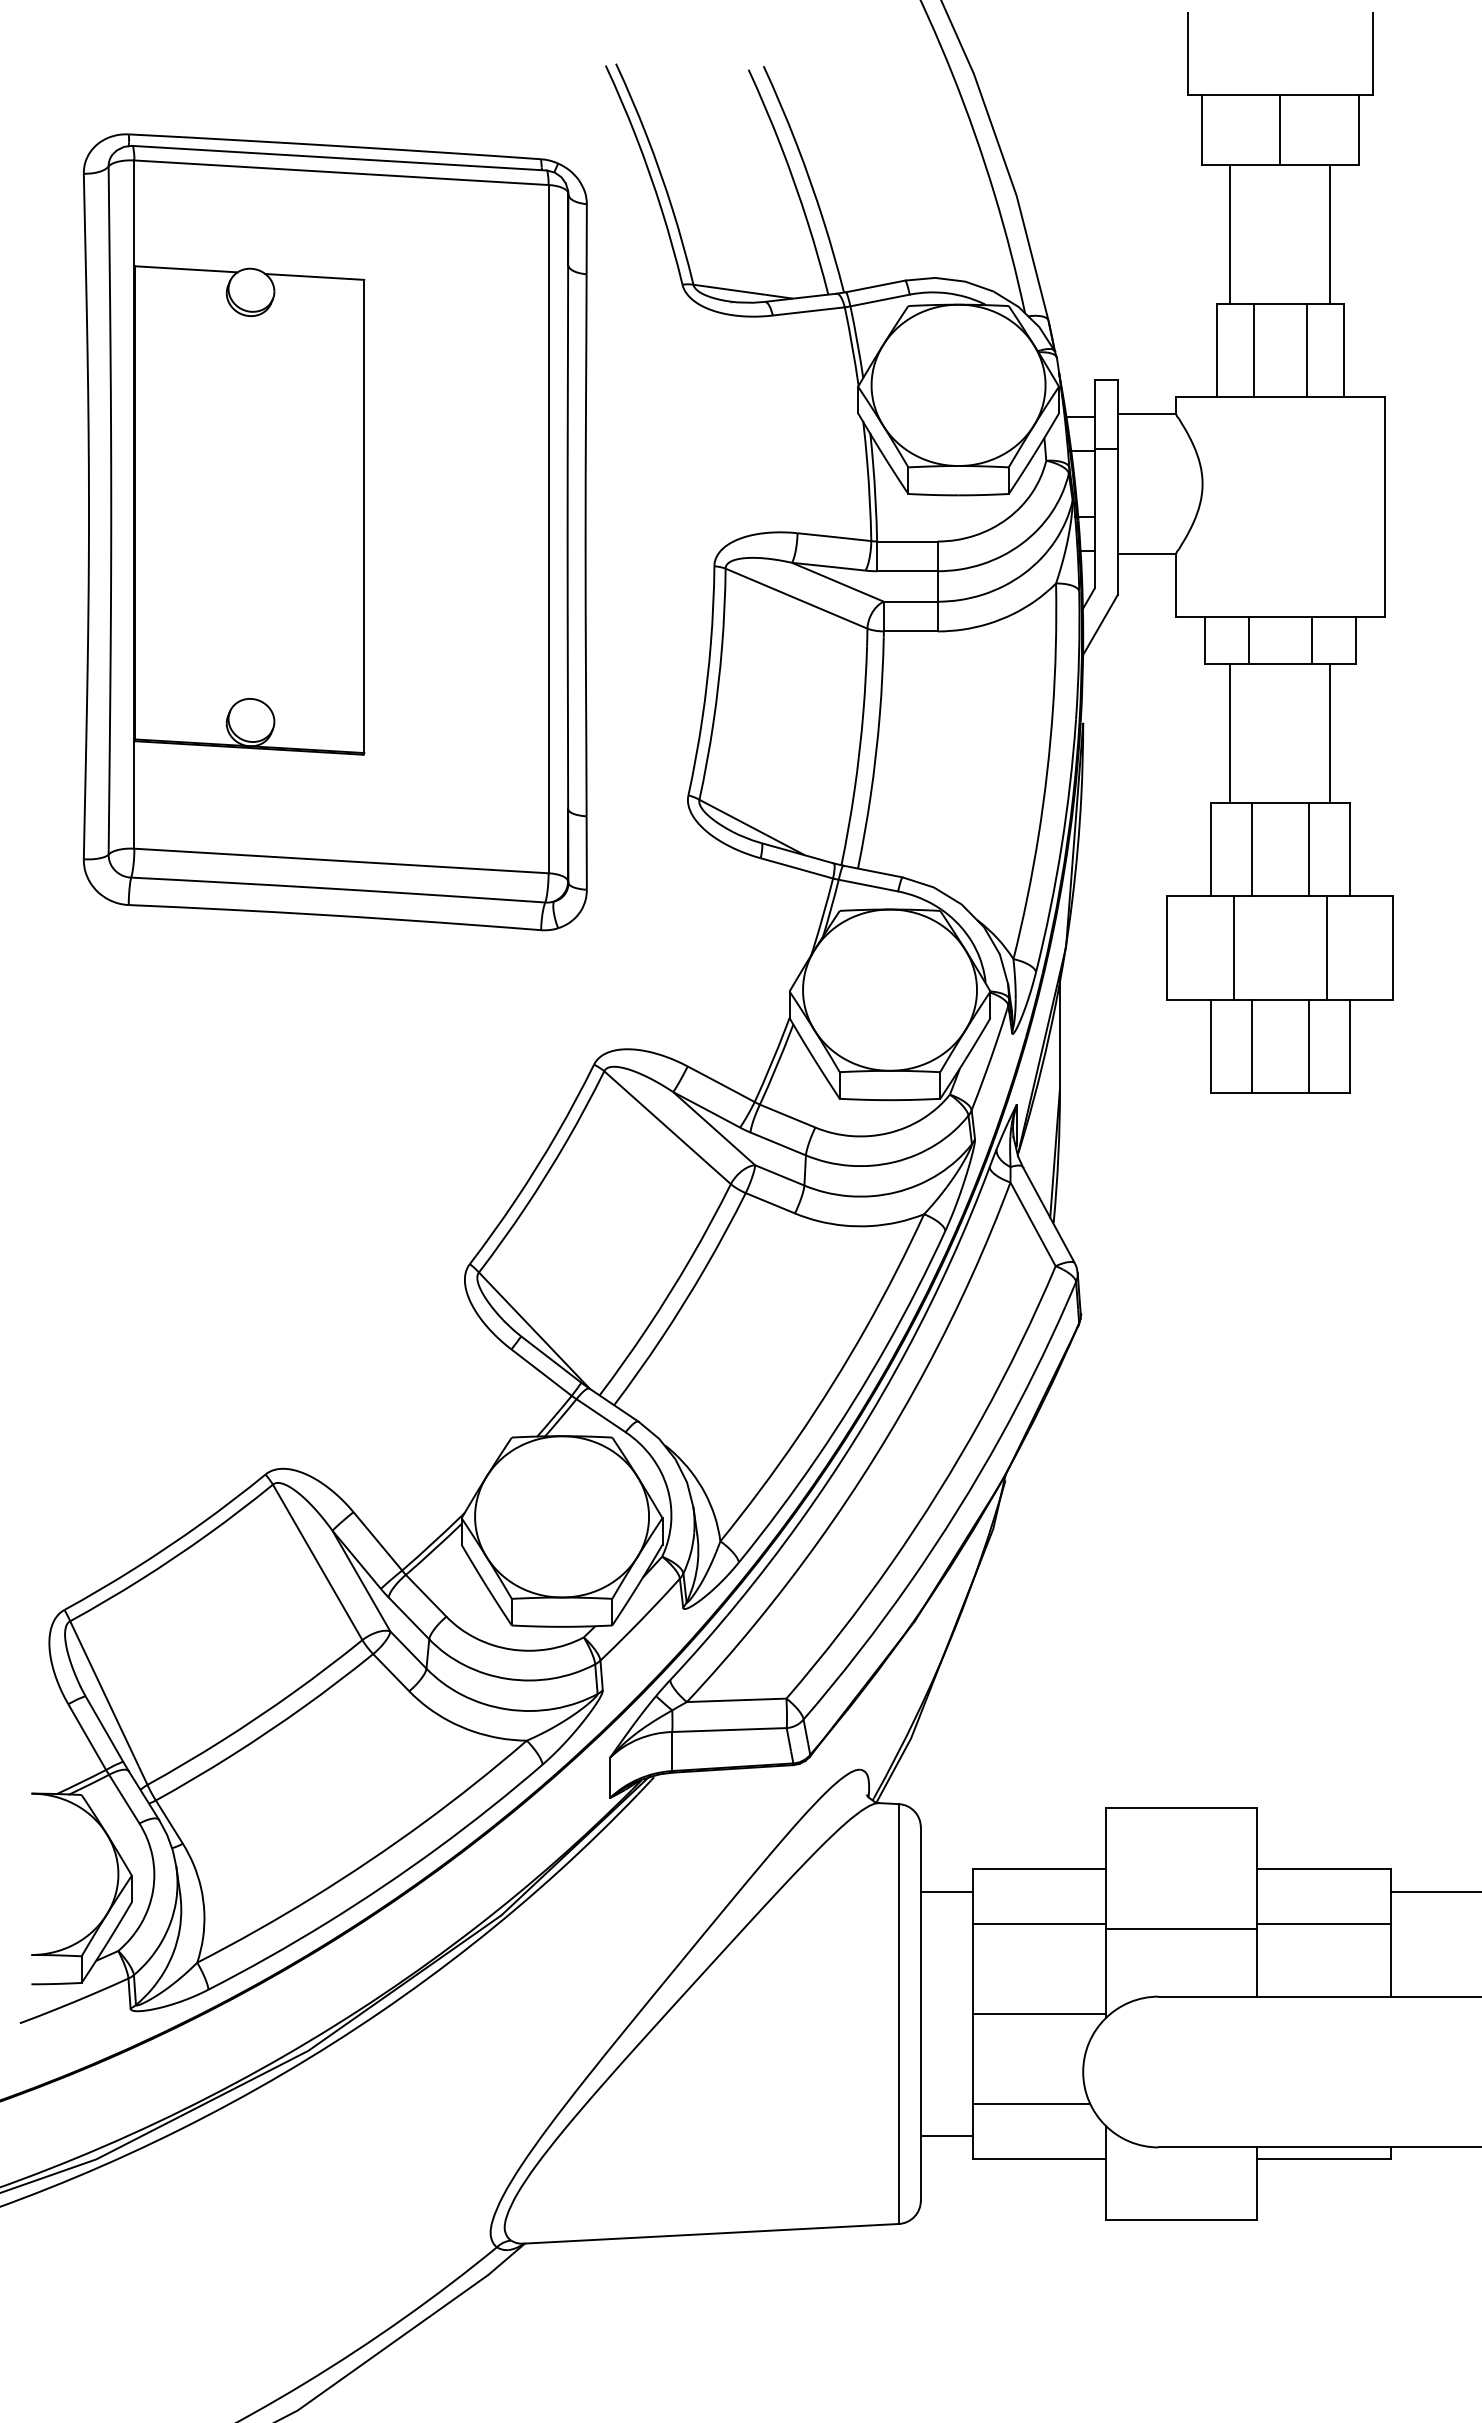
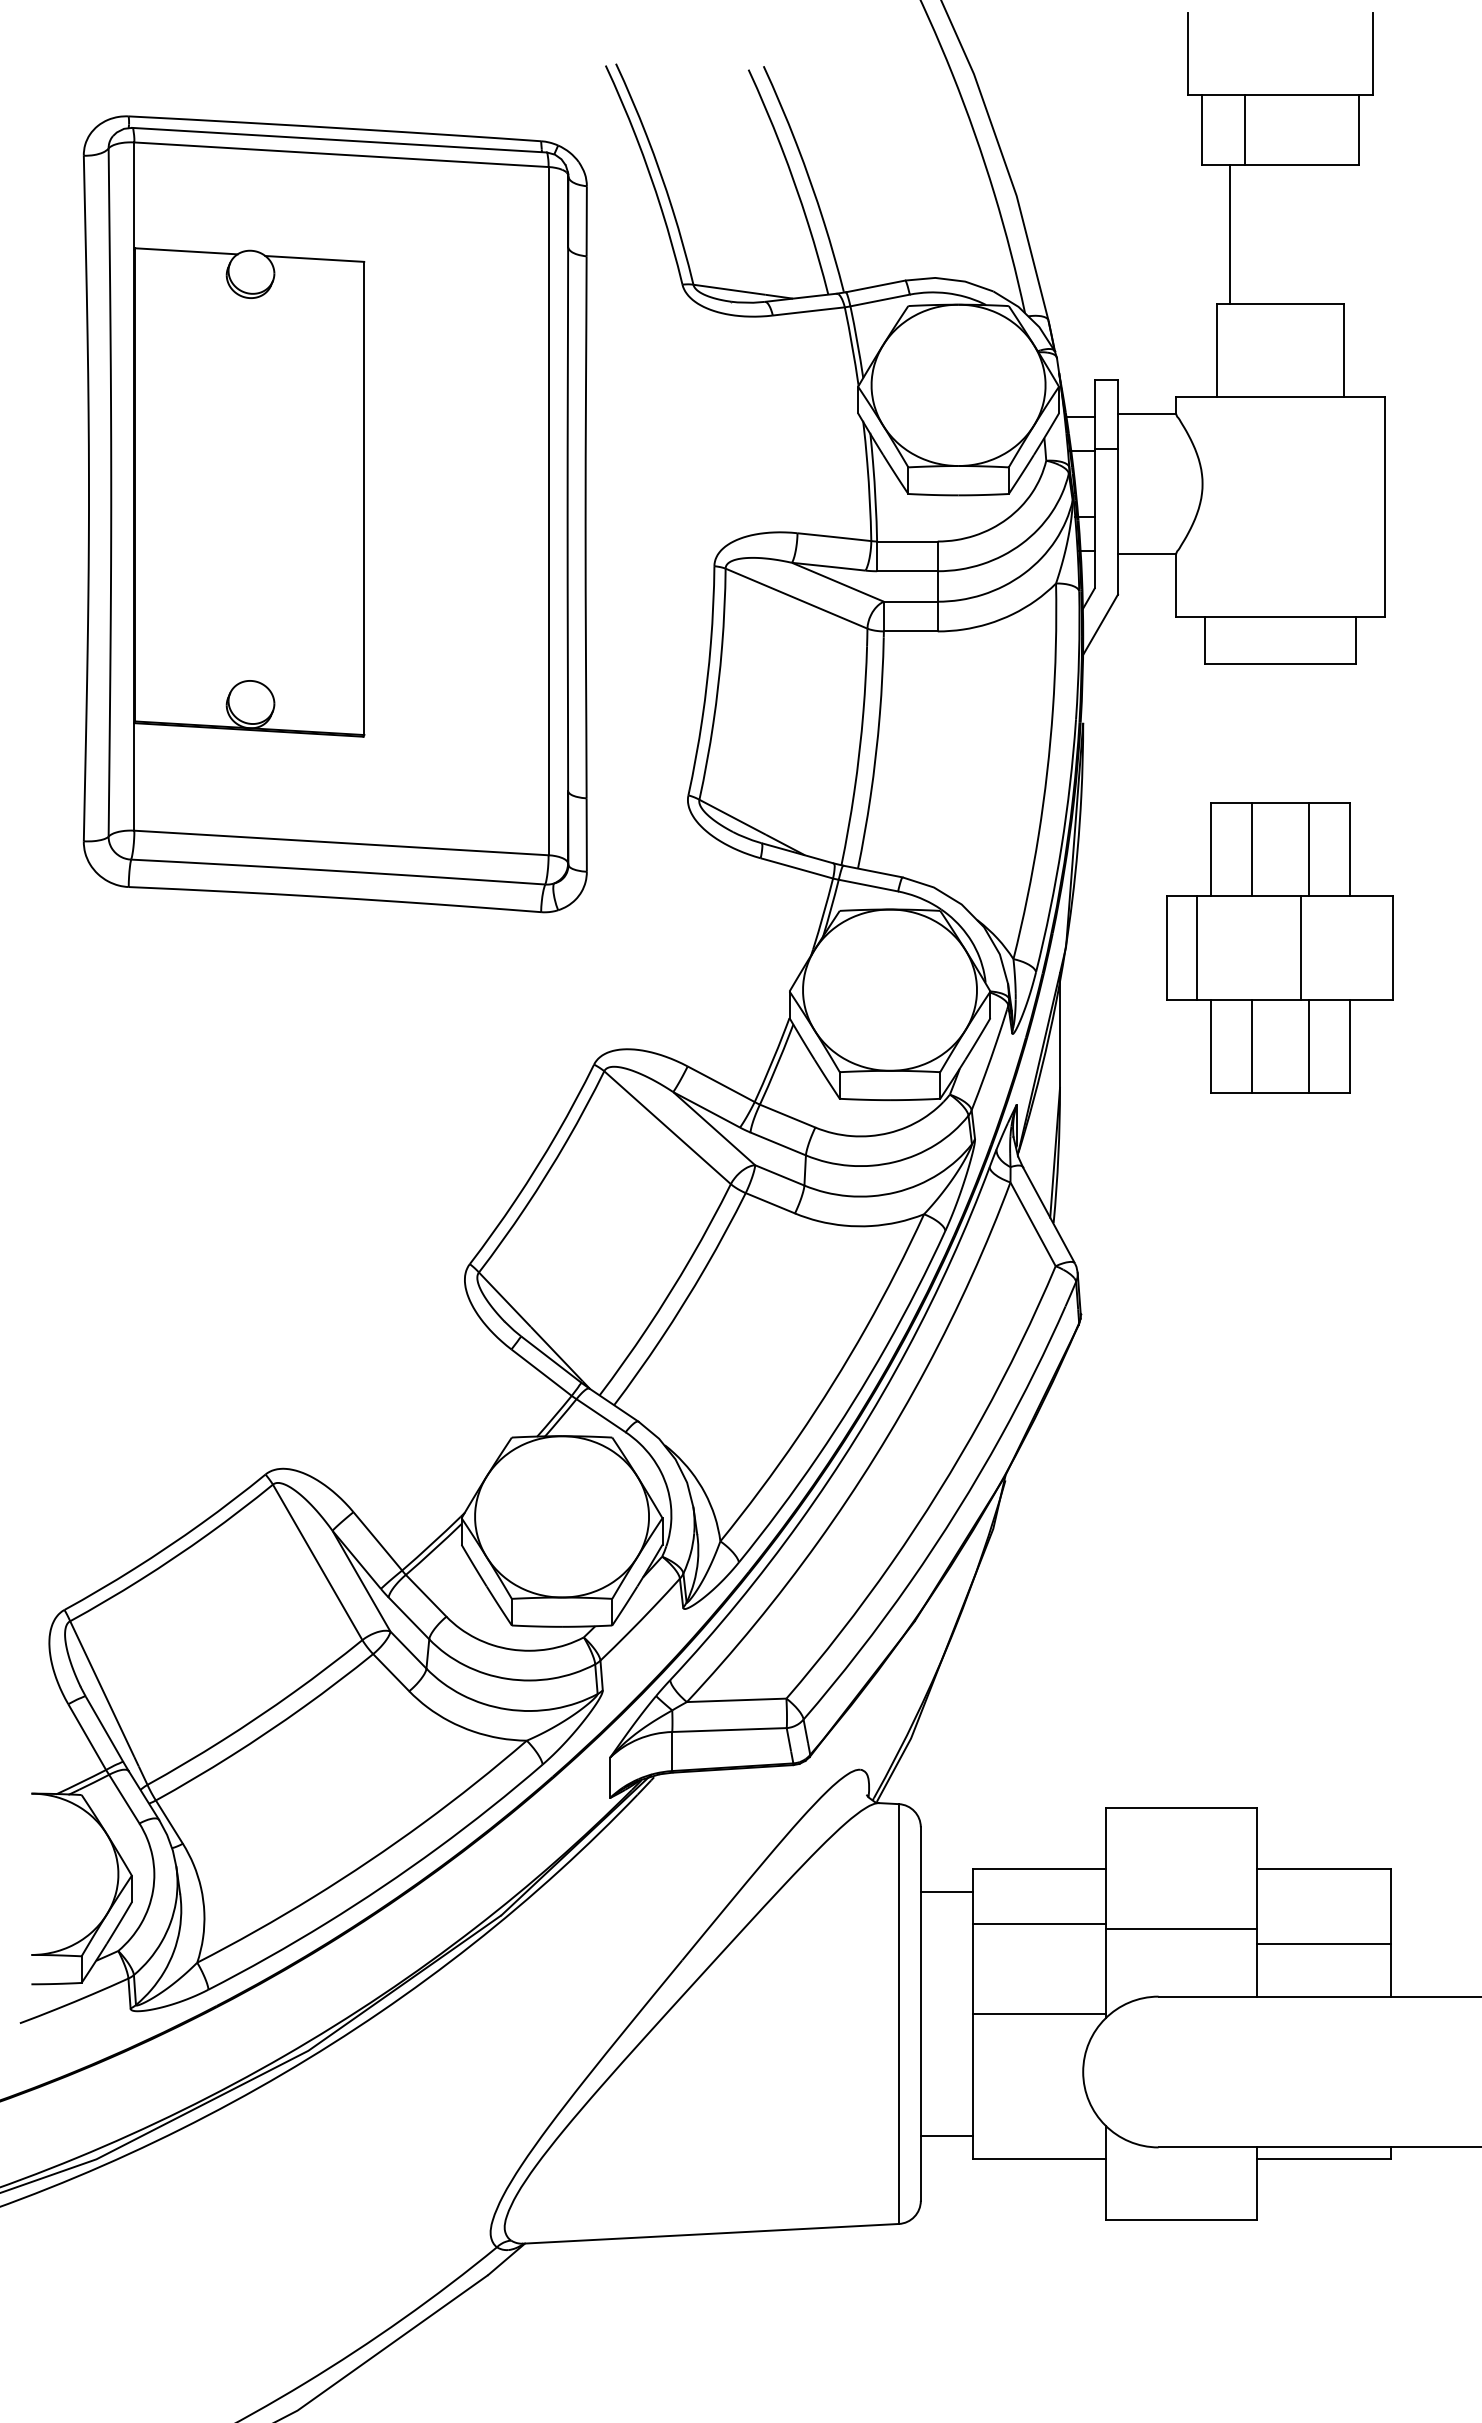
line position: (1280, 130) -> (1245, 130) (1245, 130)
line: present -> none (1330, 234)
line: present -> none (1253, 350)
line: present -> none (1306, 350)
part position: (334, 532) -> (334, 514) (334, 514)
line: present -> none (1249, 640)
line: present -> none (1311, 640)
line: present -> none (1230, 732)
line: present -> none (1330, 732)
line position: (1233, 947) -> (1196, 947) (1196, 947)
line position: (1327, 947) -> (1301, 947) (1301, 947)
line: present -> none (1434, 1892)
line position: (1323, 1924) -> (1323, 1944) (1323, 1944)
line: present -> none (1031, 2103)
